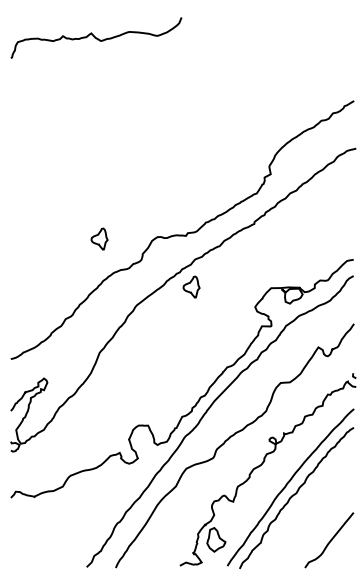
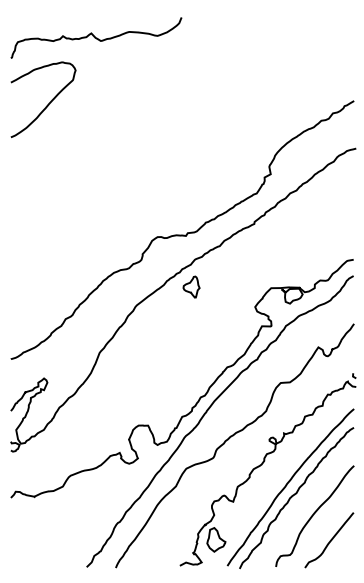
curve: none -> present (48, 103)
part: present -> none (99, 238)
curve: none -> present (314, 514)
